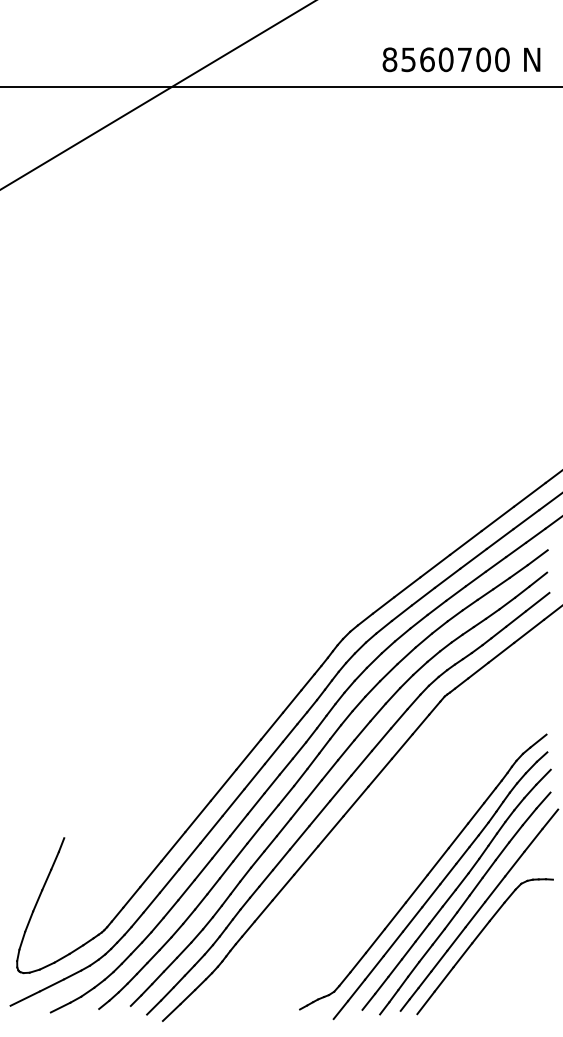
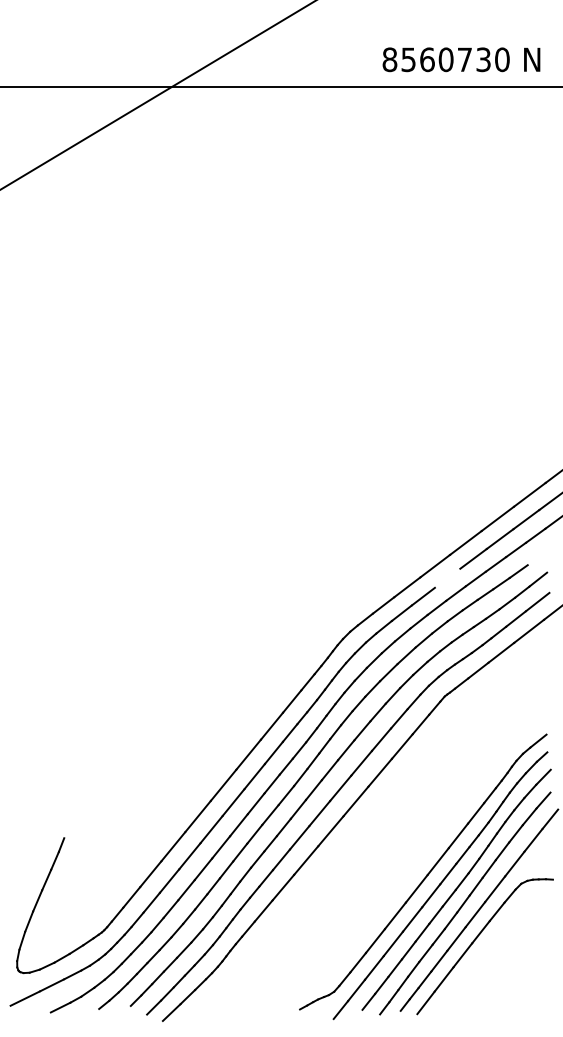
text: 8560700 -> 8560730 (483, 59)
line: present -> none (537, 557)
line: present -> none (447, 577)
